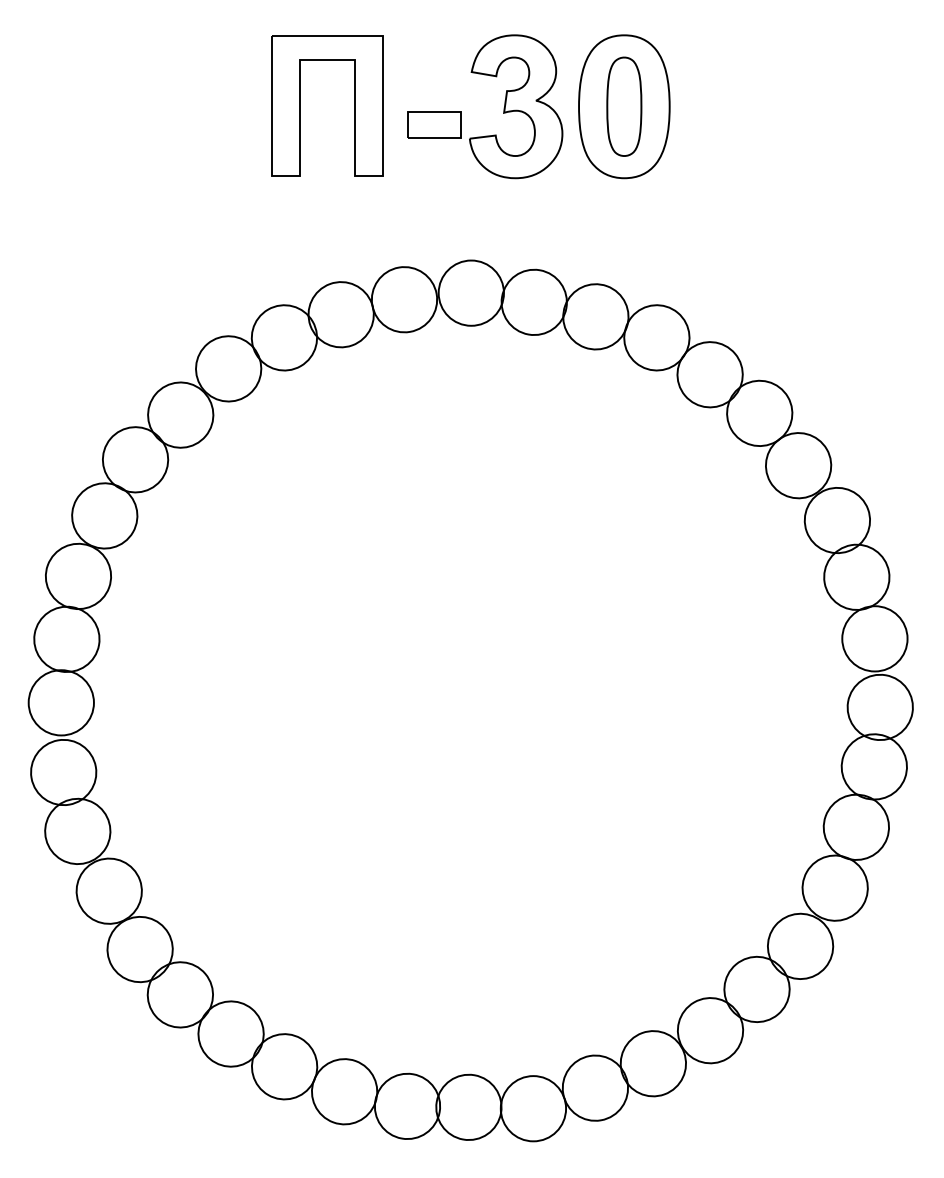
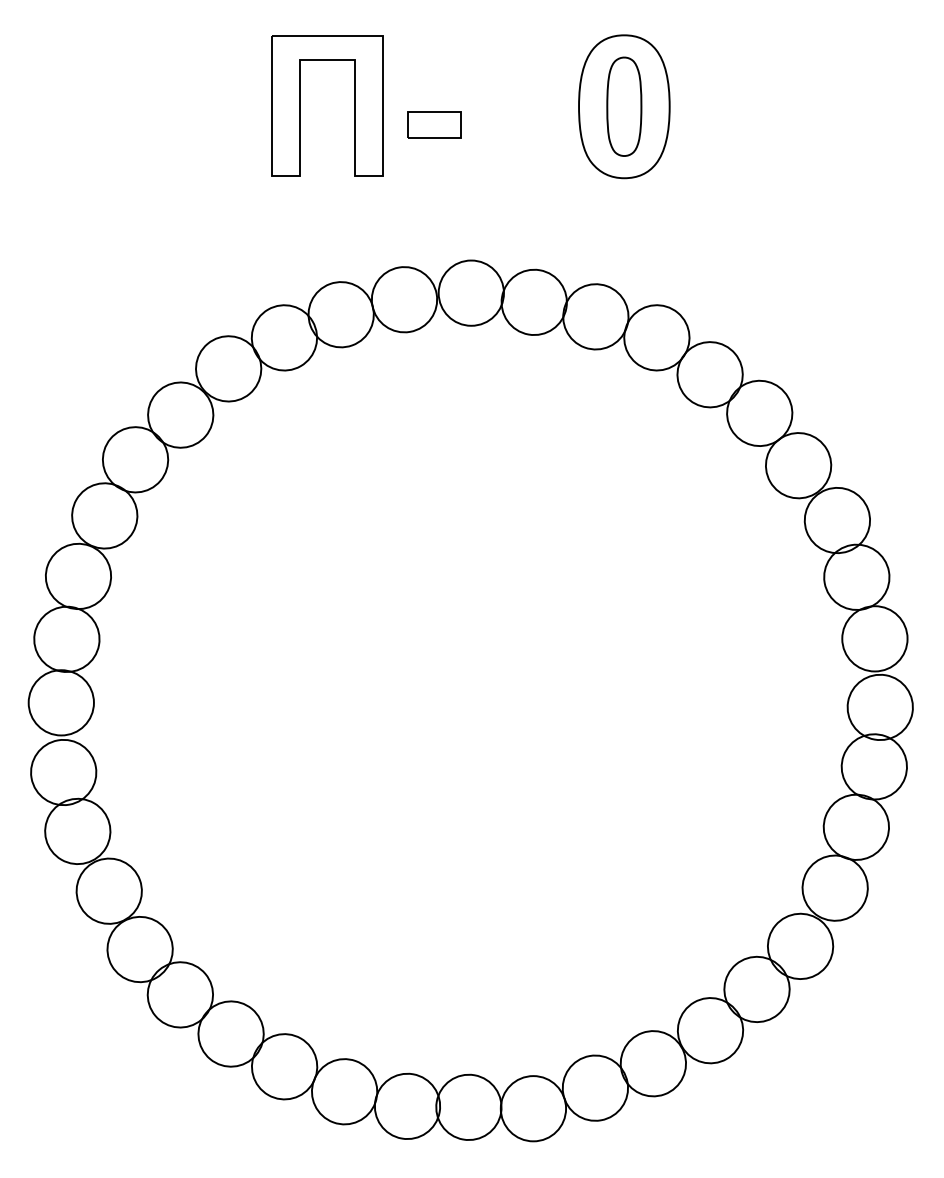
part: present -> none (516, 106)
